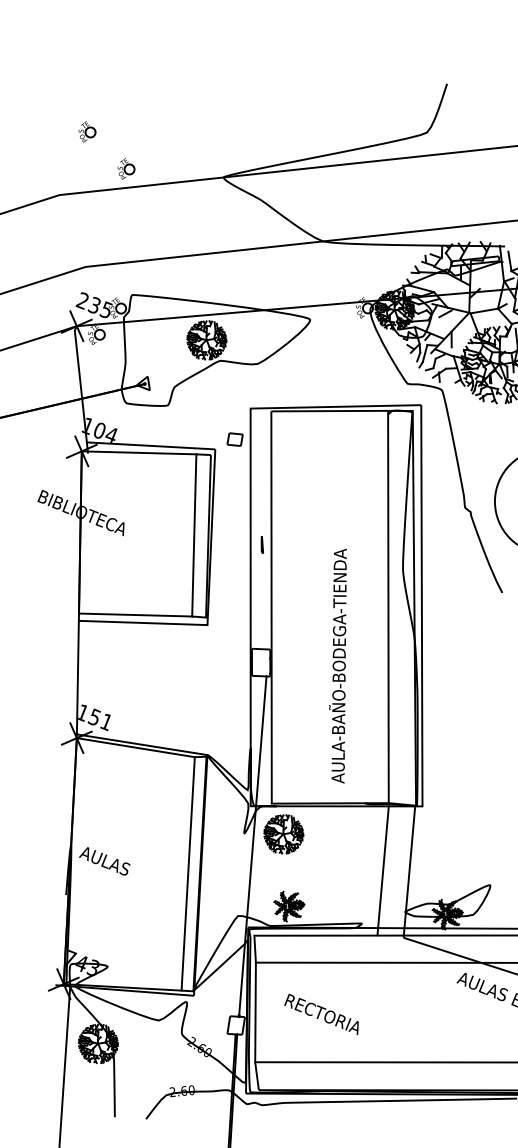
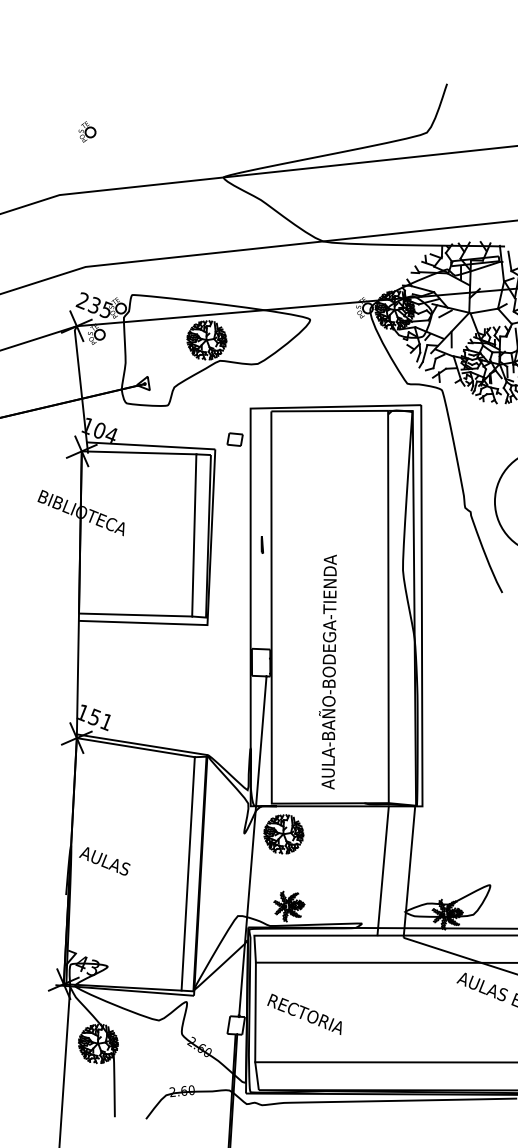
part: present -> none (126, 168)
text position: (337, 665) -> (327, 671) (327, 671)
text position: (321, 1013) -> (304, 1013) (304, 1013)
